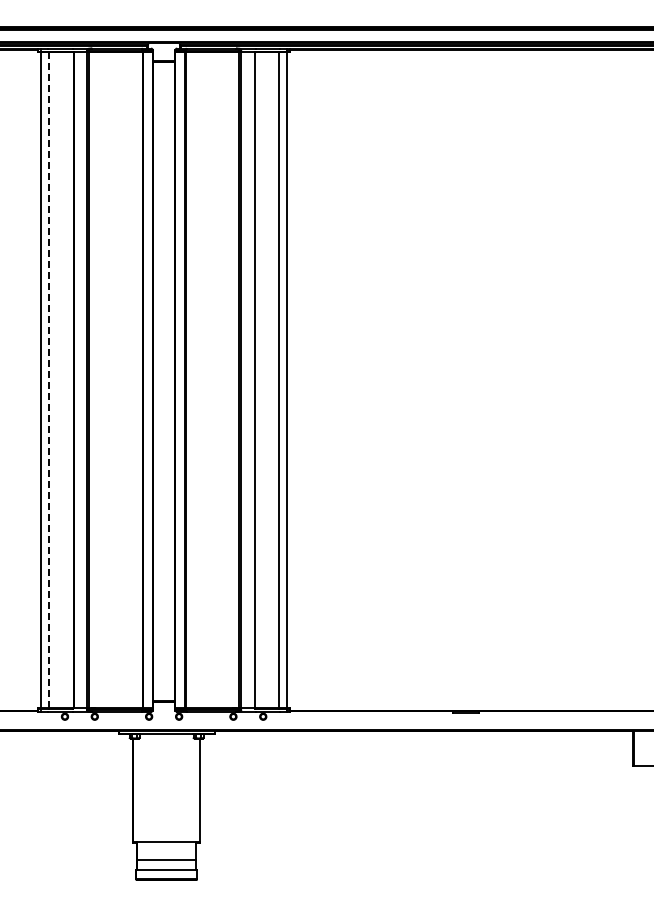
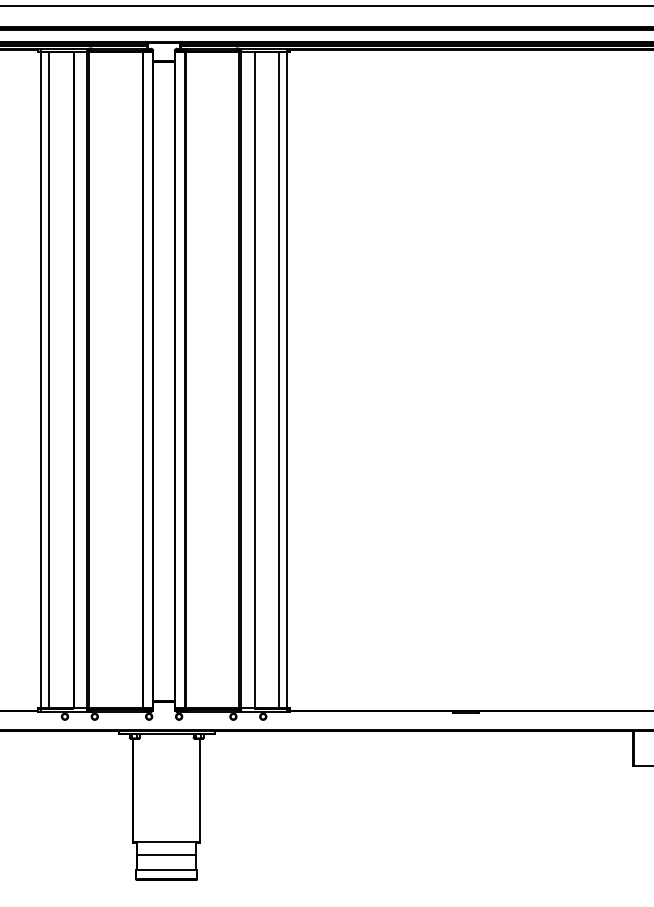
line: none -> present (326, 6)
line: dashed -> solid (49, 380)
line position: (166, 859) -> (166, 854) (166, 854)
